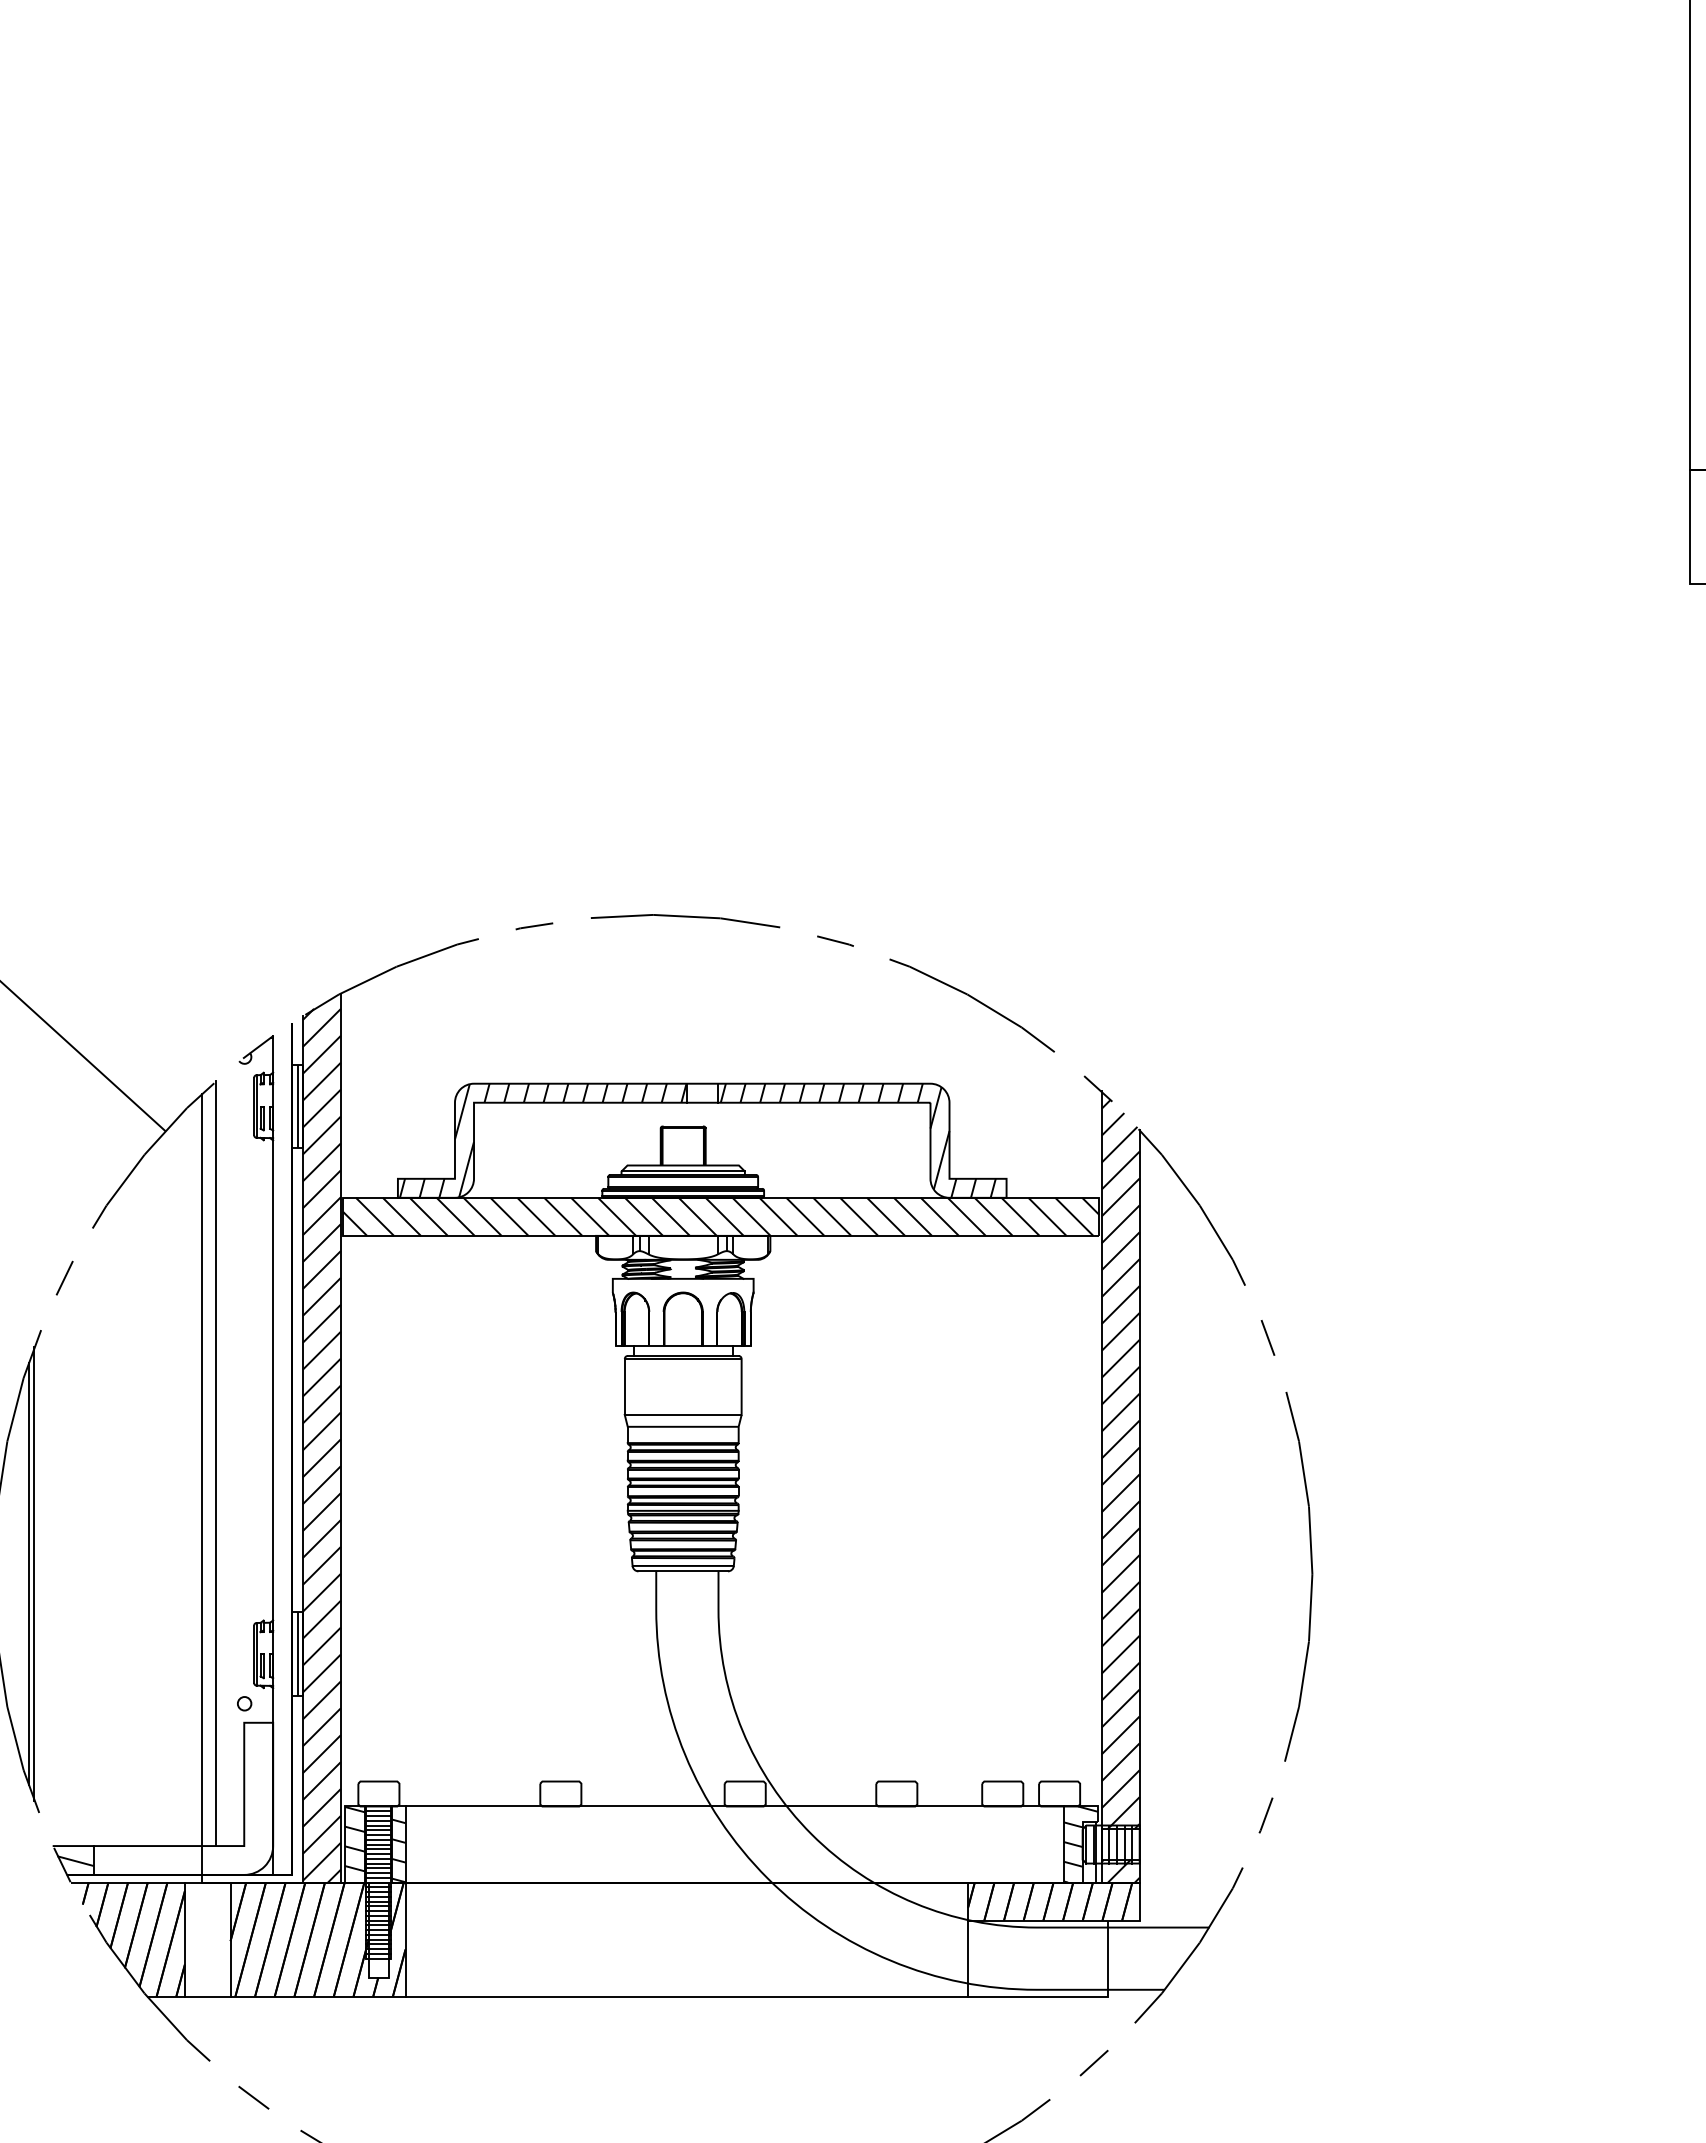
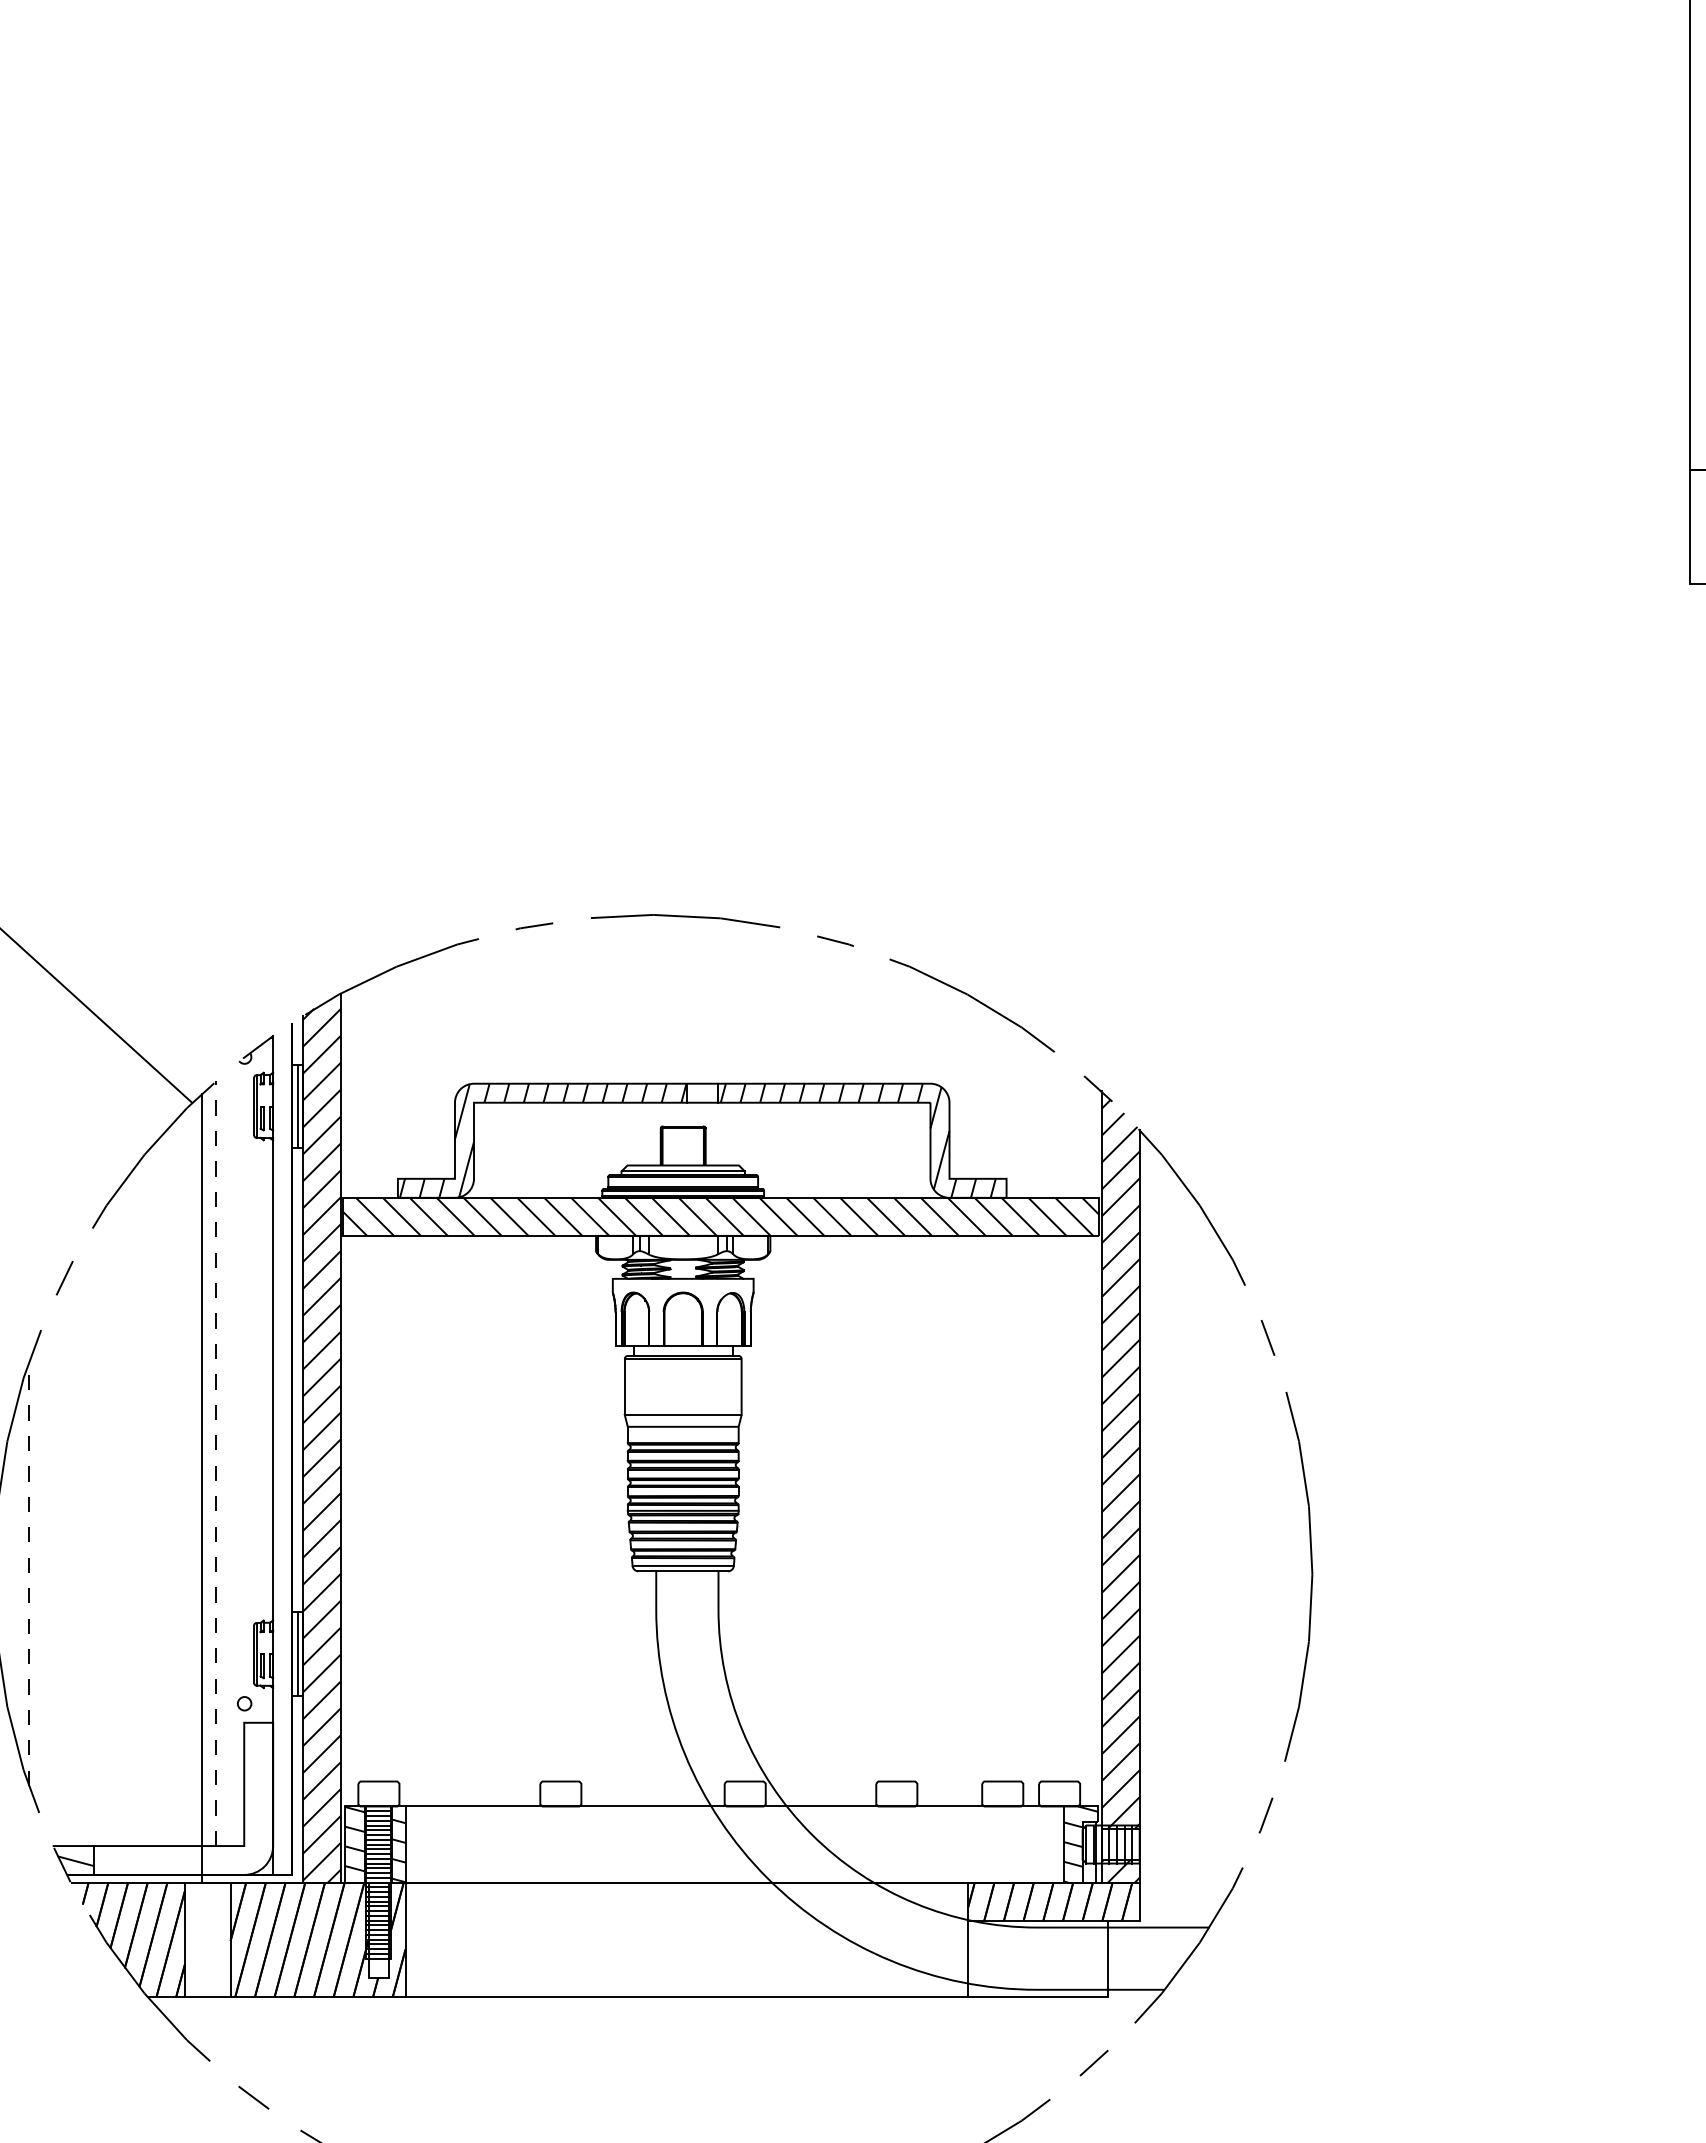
line position: (83, 1056) -> (96, 1015) (96, 1015)
line: solid -> dashed (216, 1463)
line: present -> none (34, 1573)
line: solid -> dashed (28, 1574)
